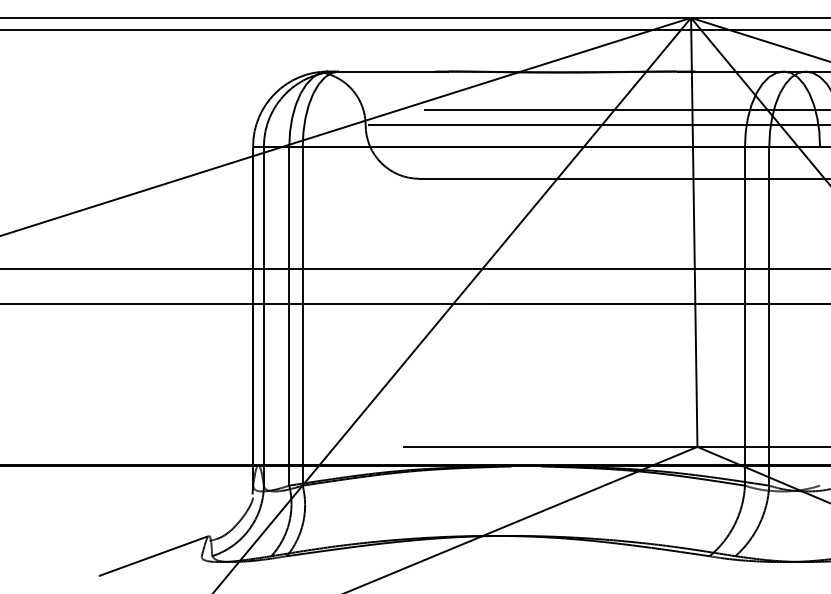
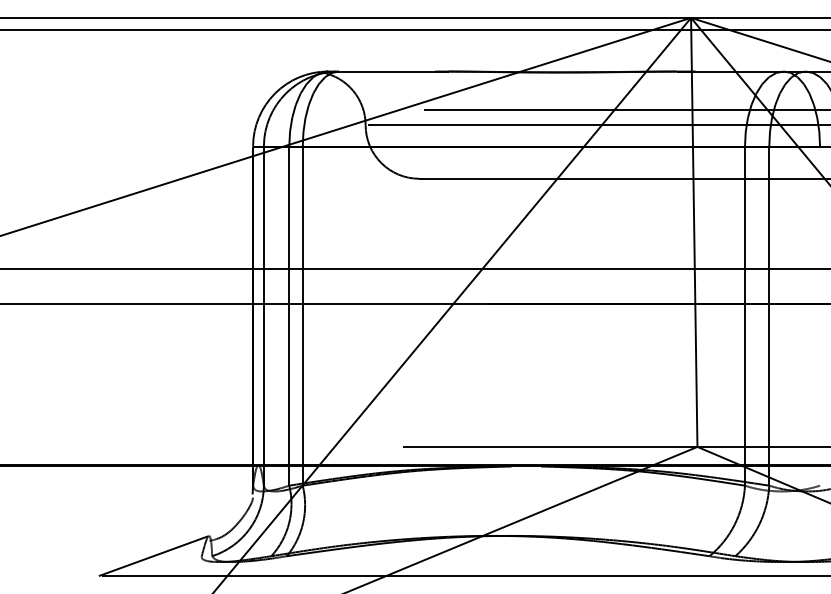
line: none -> present (464, 576)
